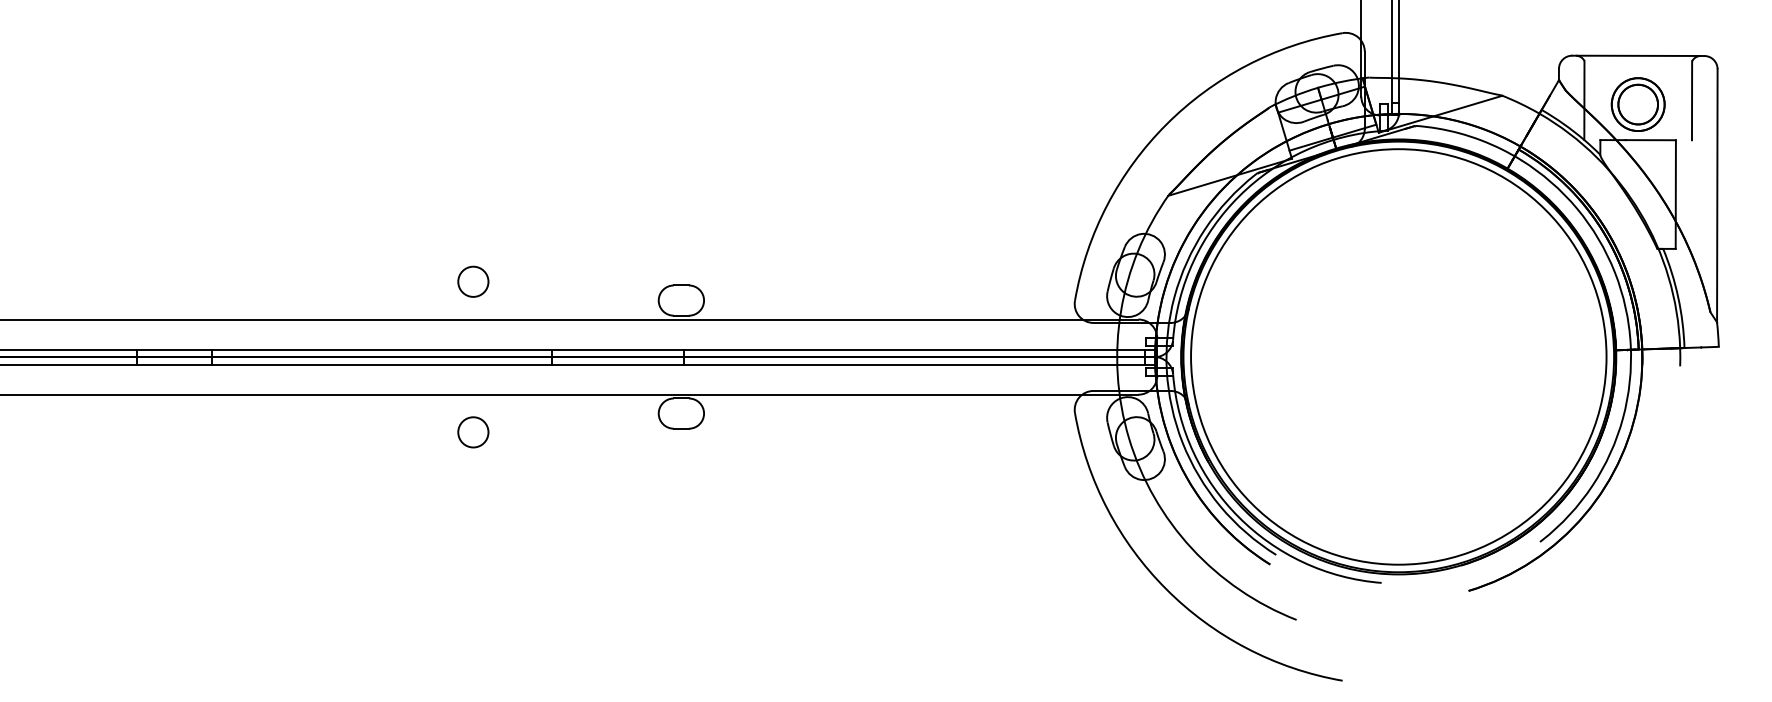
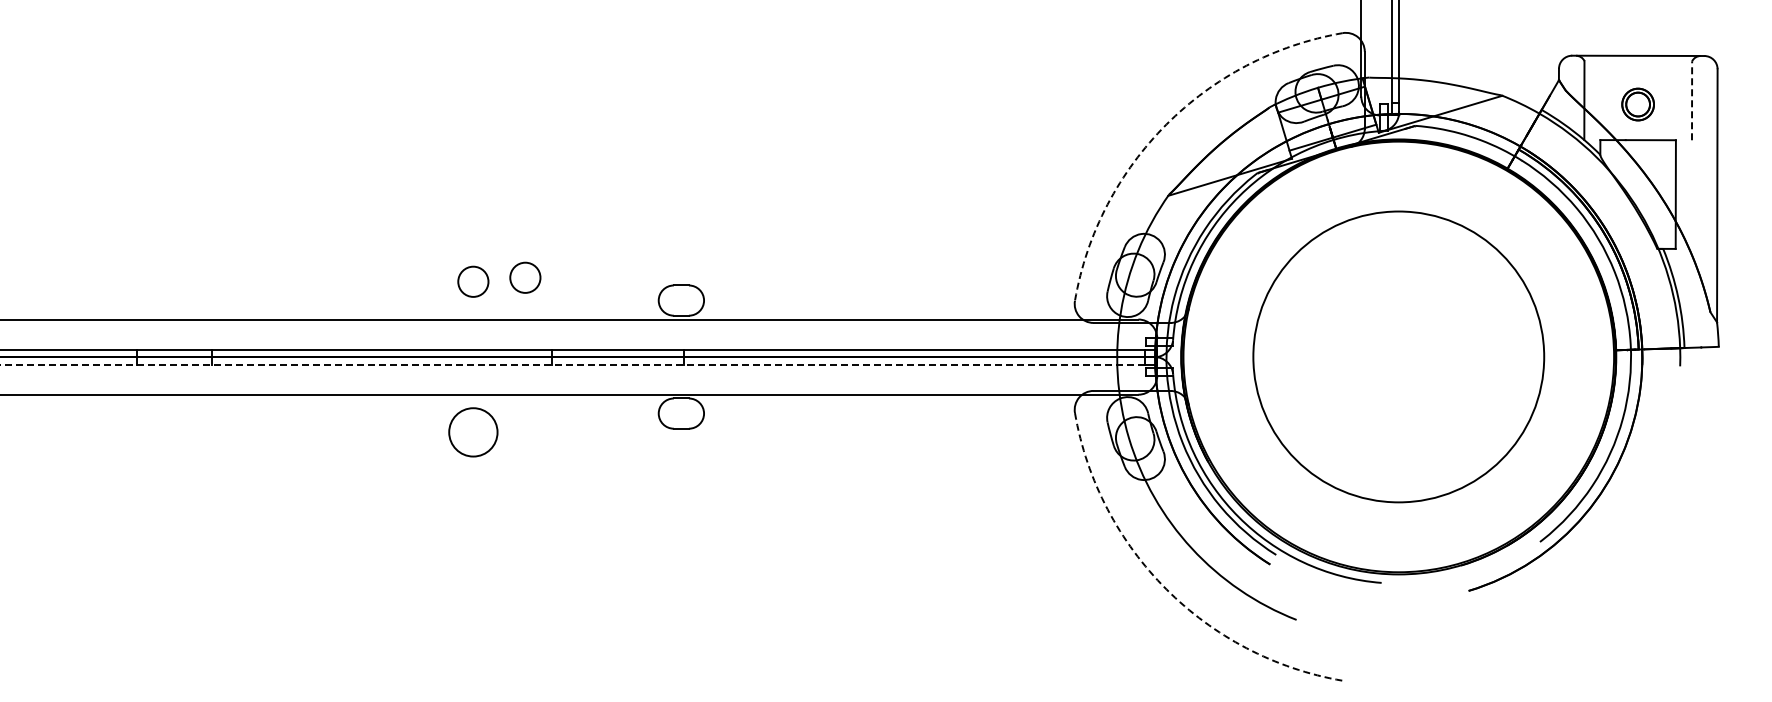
line: solid -> dashed (1692, 100)
part size: 56x55 px -> 34x35 px (1637, 104)
arc: solid -> dashed (1166, 124)
circle: none -> present (525, 277)
circle diameter: 416 px -> 291 px (1398, 356)
line: solid -> dashed (572, 364)
circle diameter: 30 px -> 48 px (473, 432)
arc: solid -> dashed (1166, 589)
